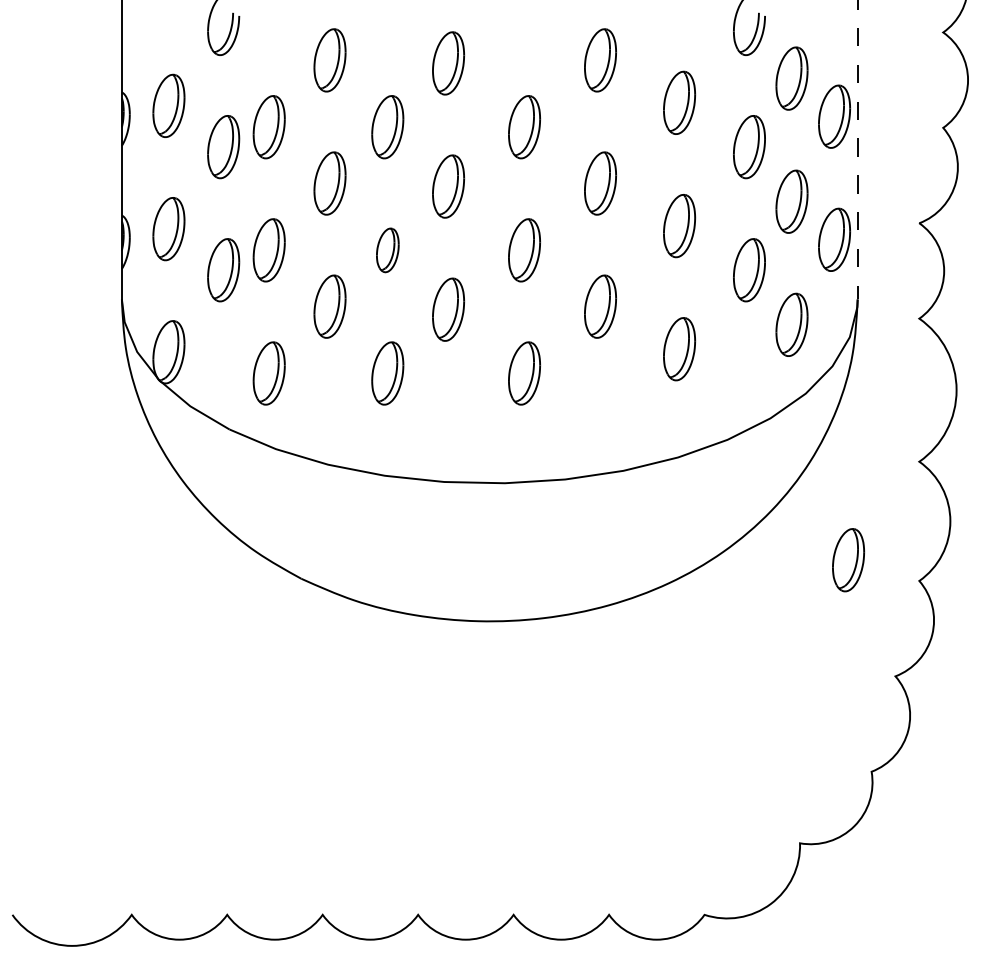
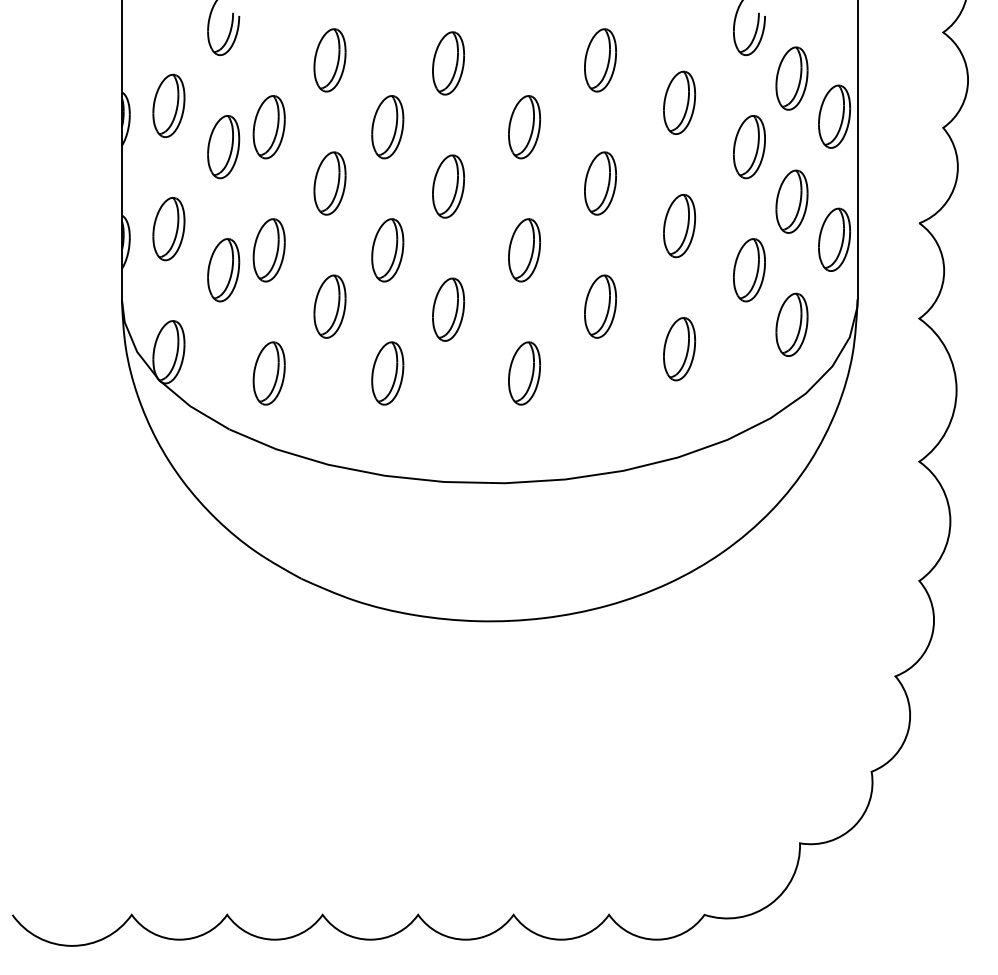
line: dashed -> solid (857, 150)
part size: 24x47 px -> 34x65 px (387, 250)
part: present -> none (848, 560)
